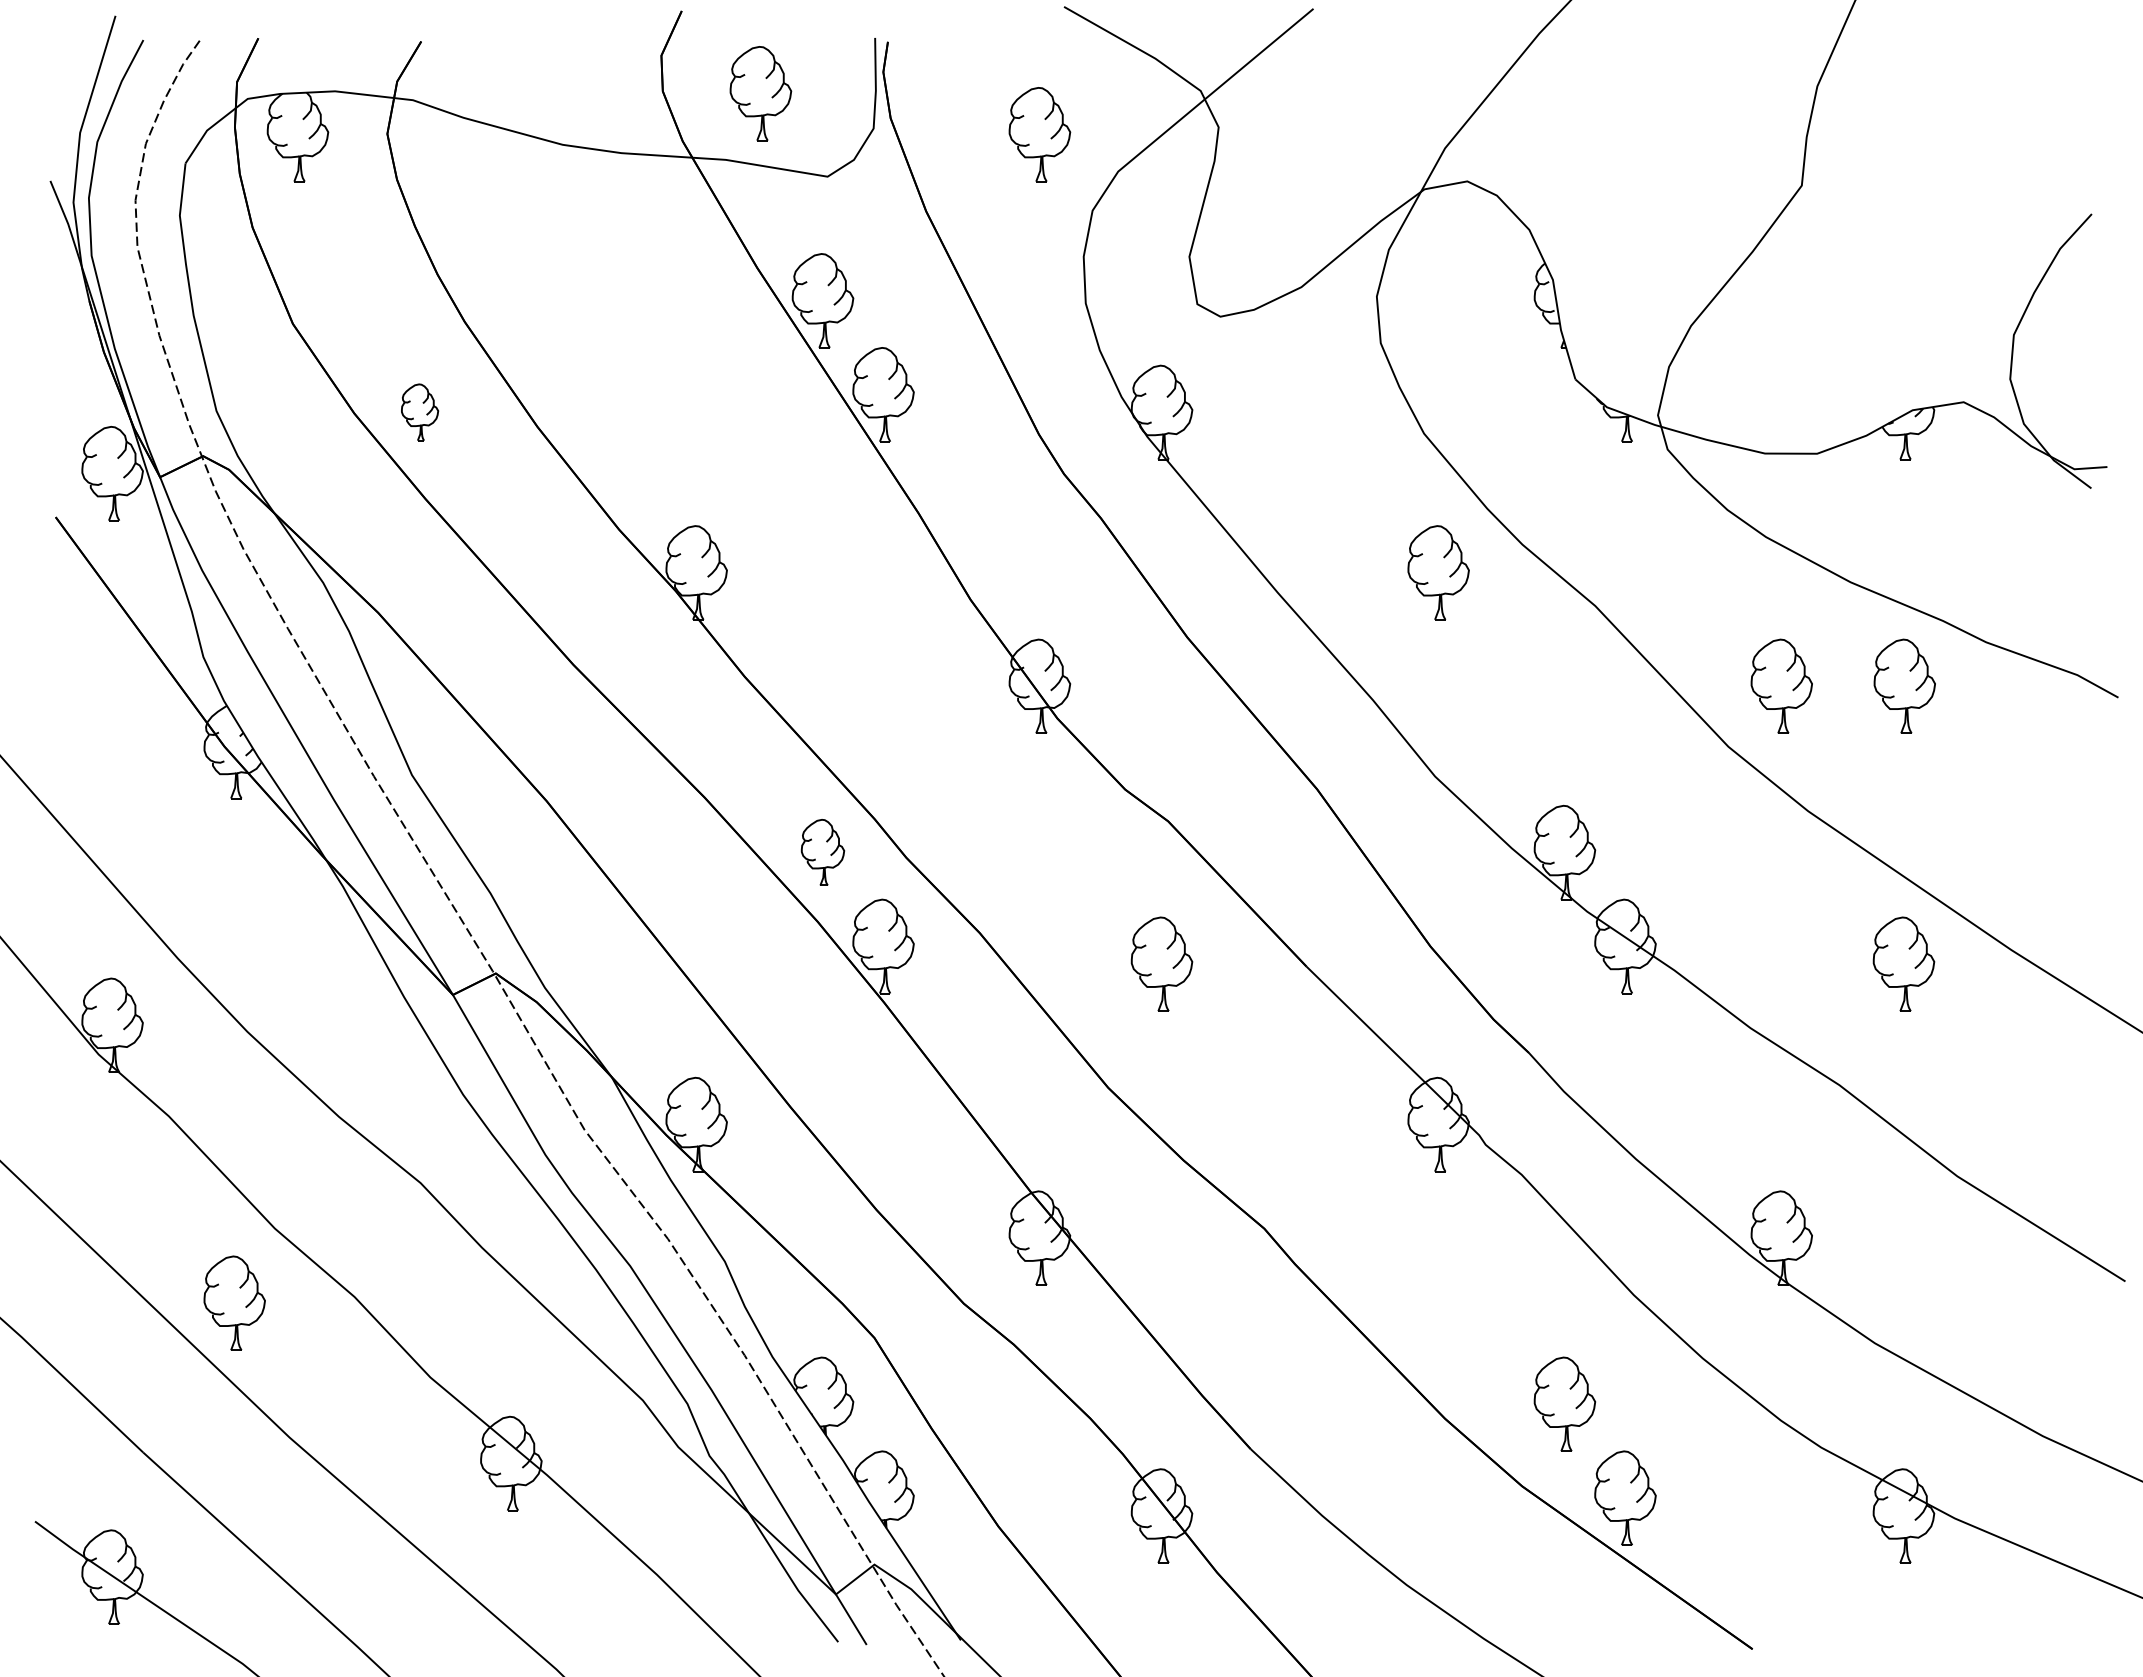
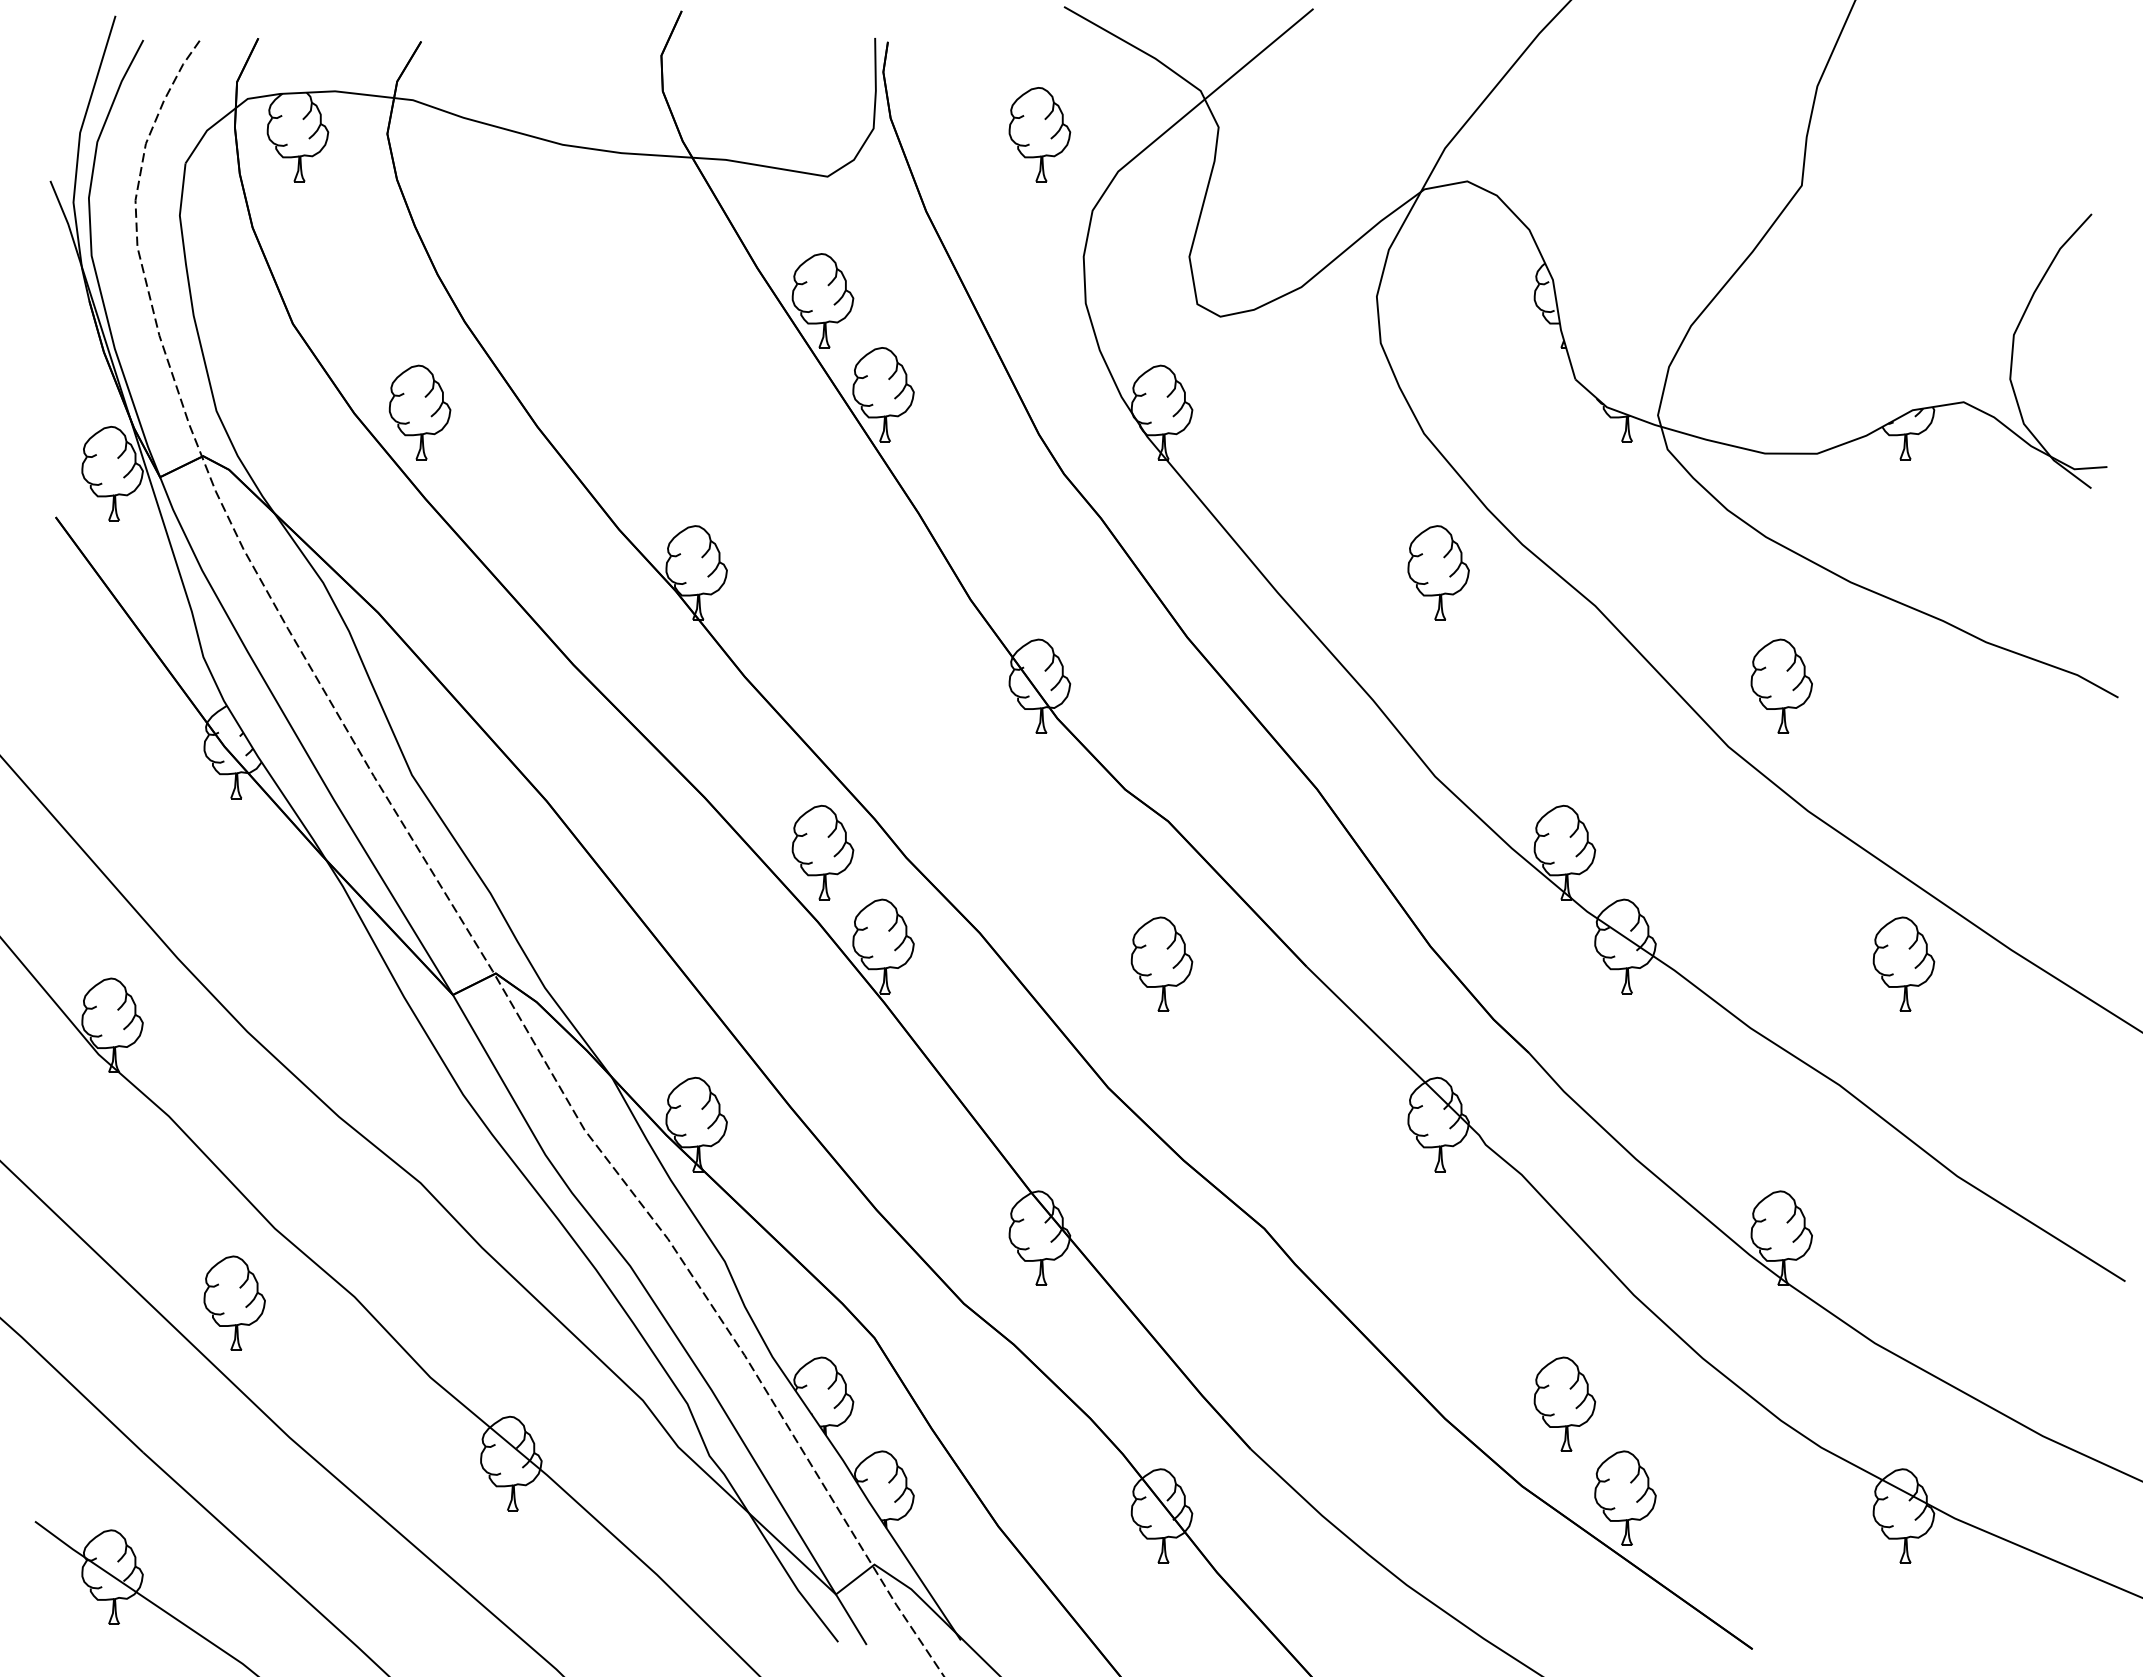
part: present -> none (760, 93)
part size: 39x59 px -> 64x97 px (419, 412)
part: present -> none (1904, 685)
part size: 46x67 px -> 64x97 px (822, 852)
